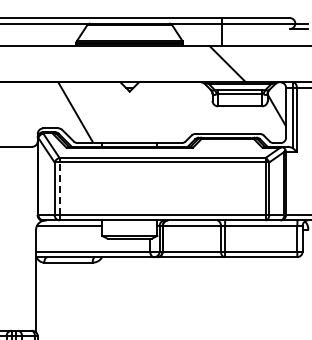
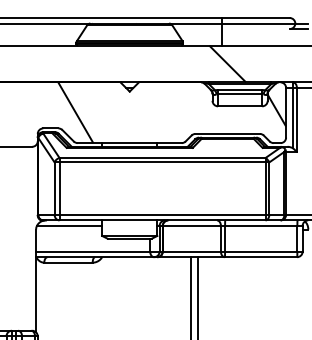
line: dashed -> solid (59, 188)
line: none -> present (190, 296)
line: none -> present (198, 296)
